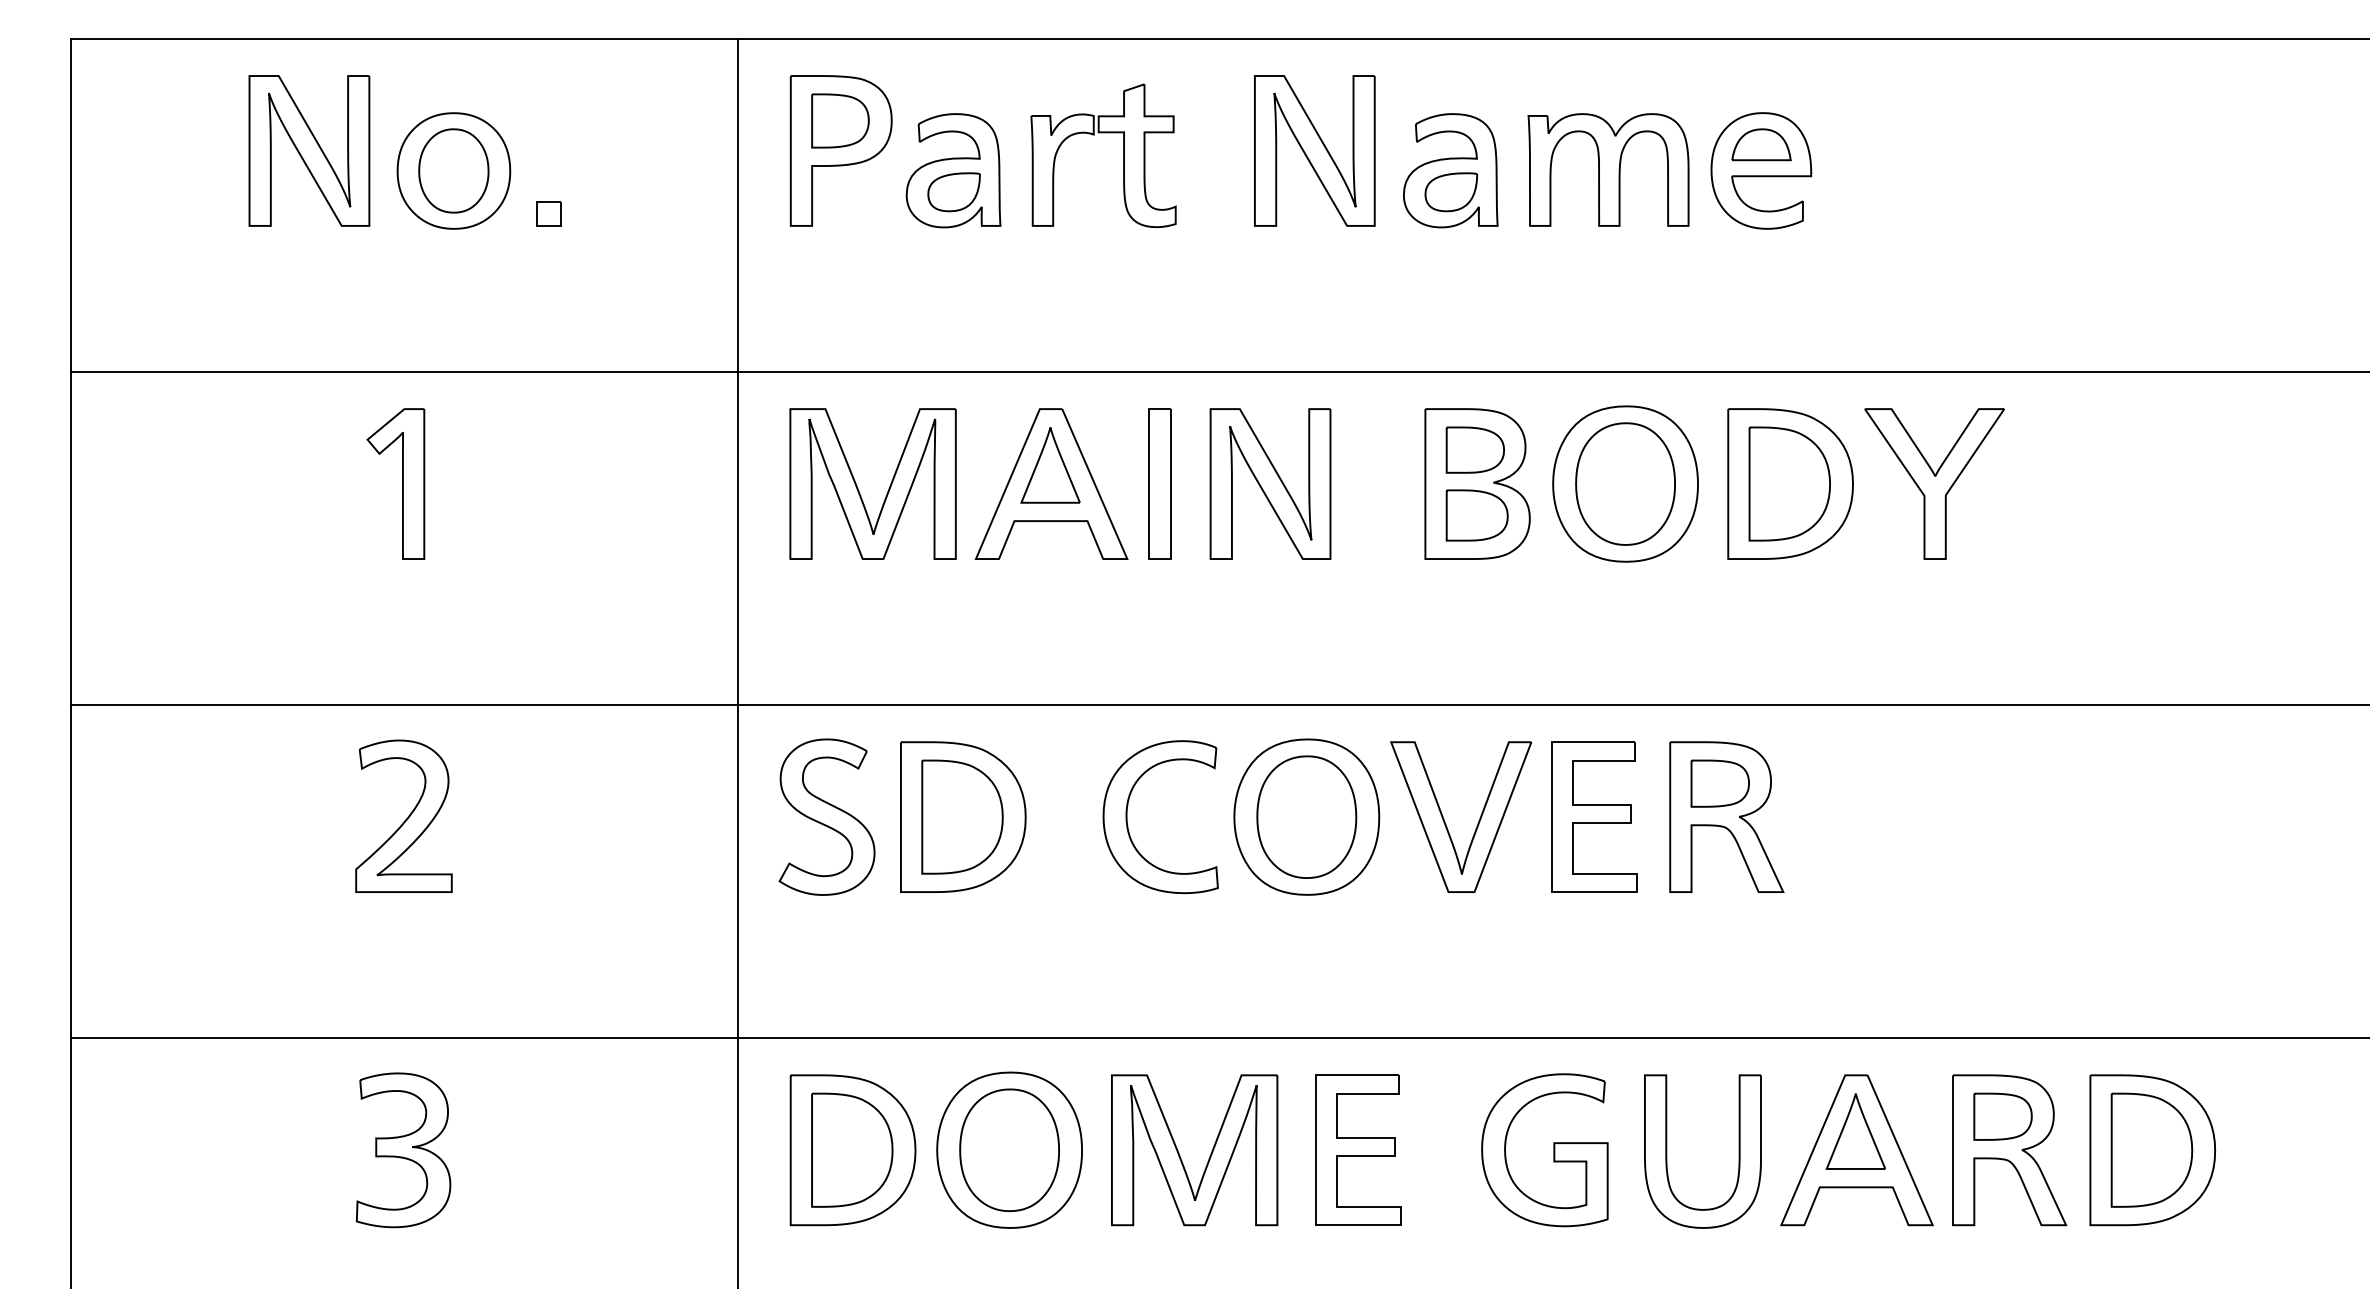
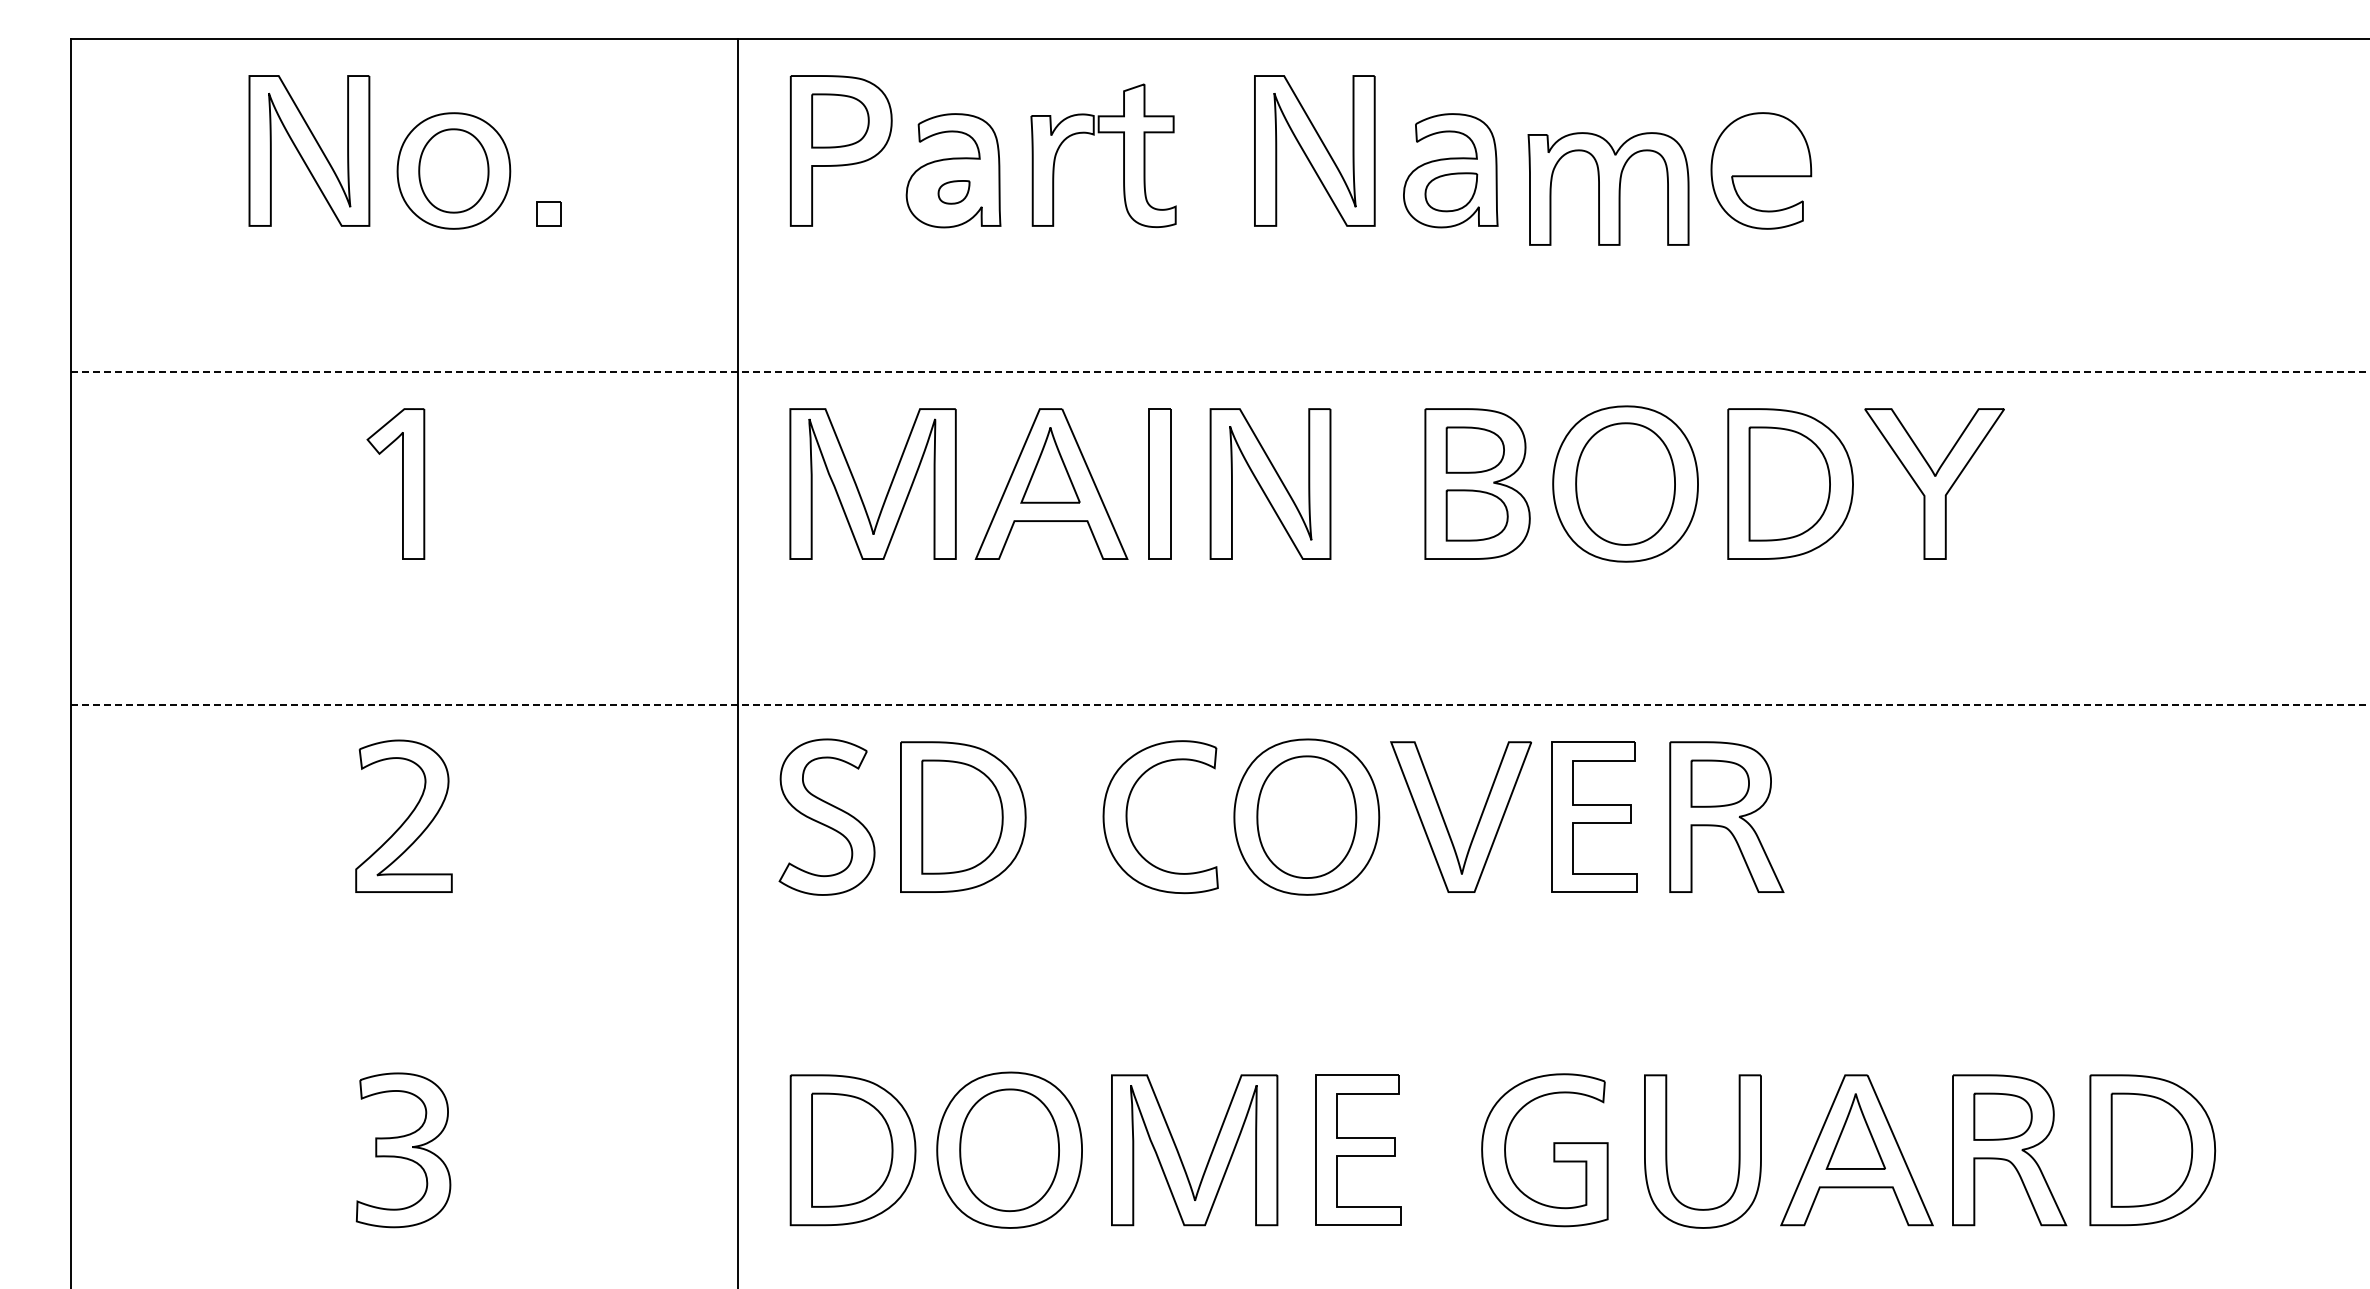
part: present -> none (1761, 144)
part position: (1608, 169) -> (1608, 188) (1608, 188)
part size: 54x41 px -> 34x25 px (953, 192)
line: solid -> dashed (1220, 371)
line: solid -> dashed (1220, 704)
line: present -> none (1218, 1037)
